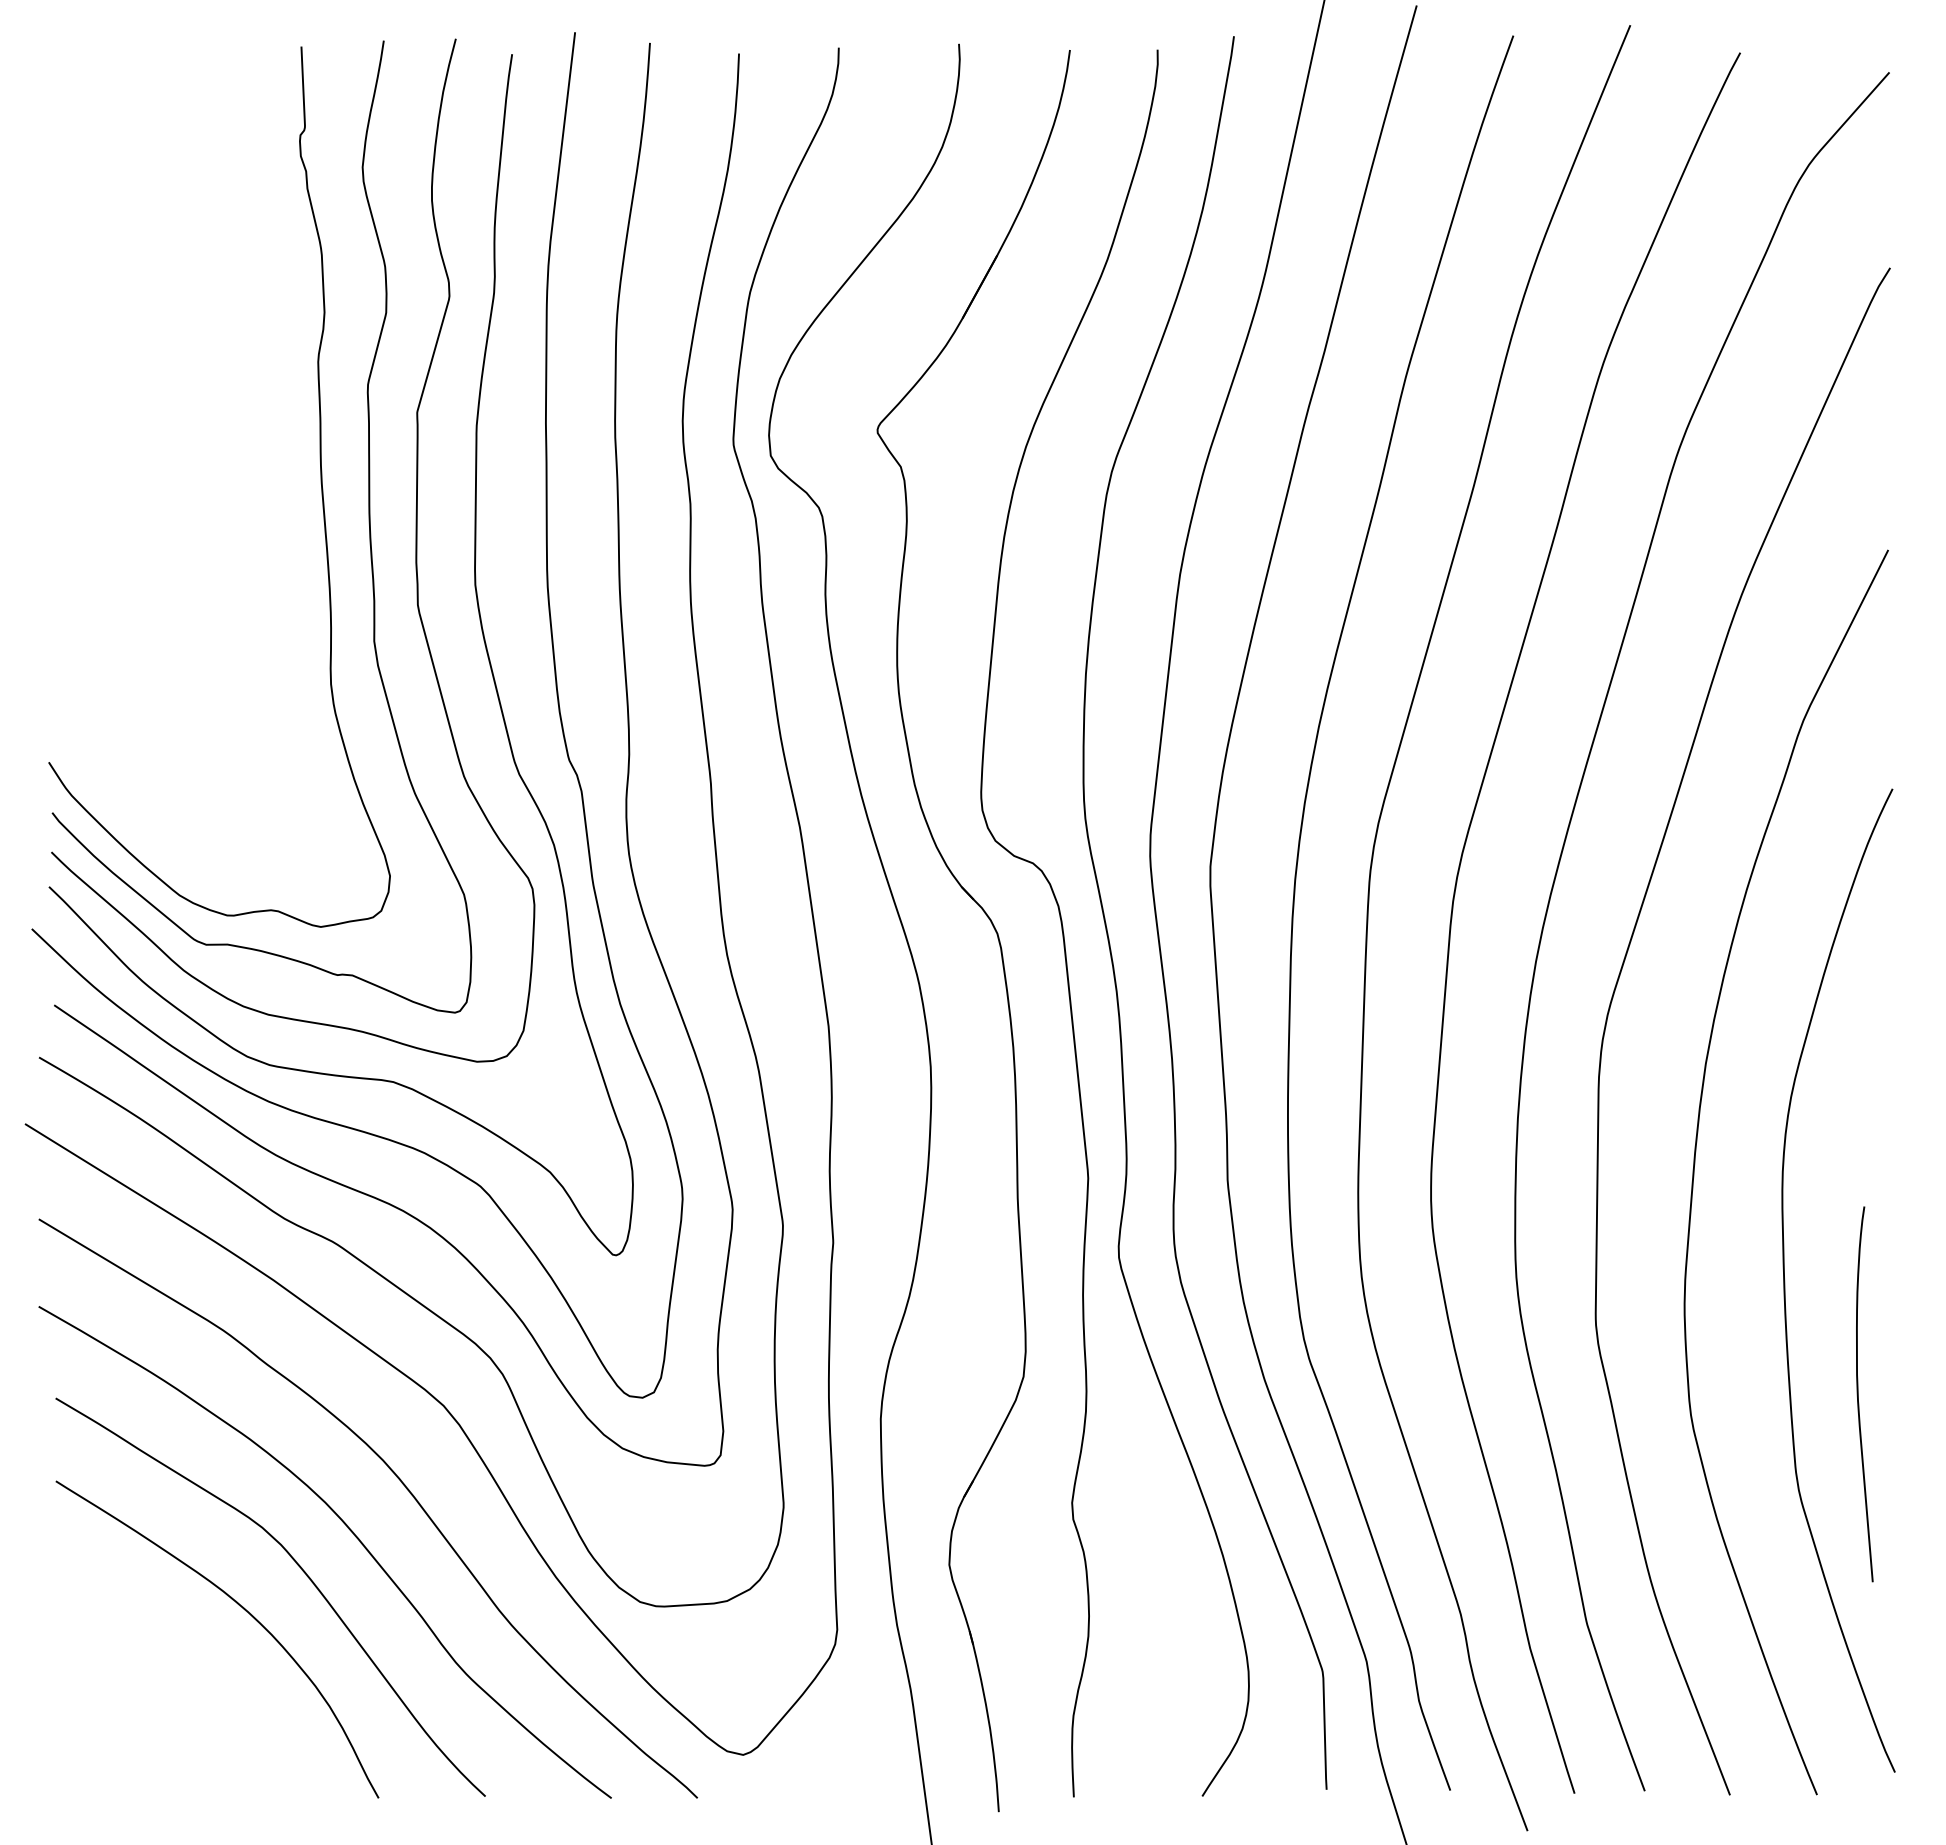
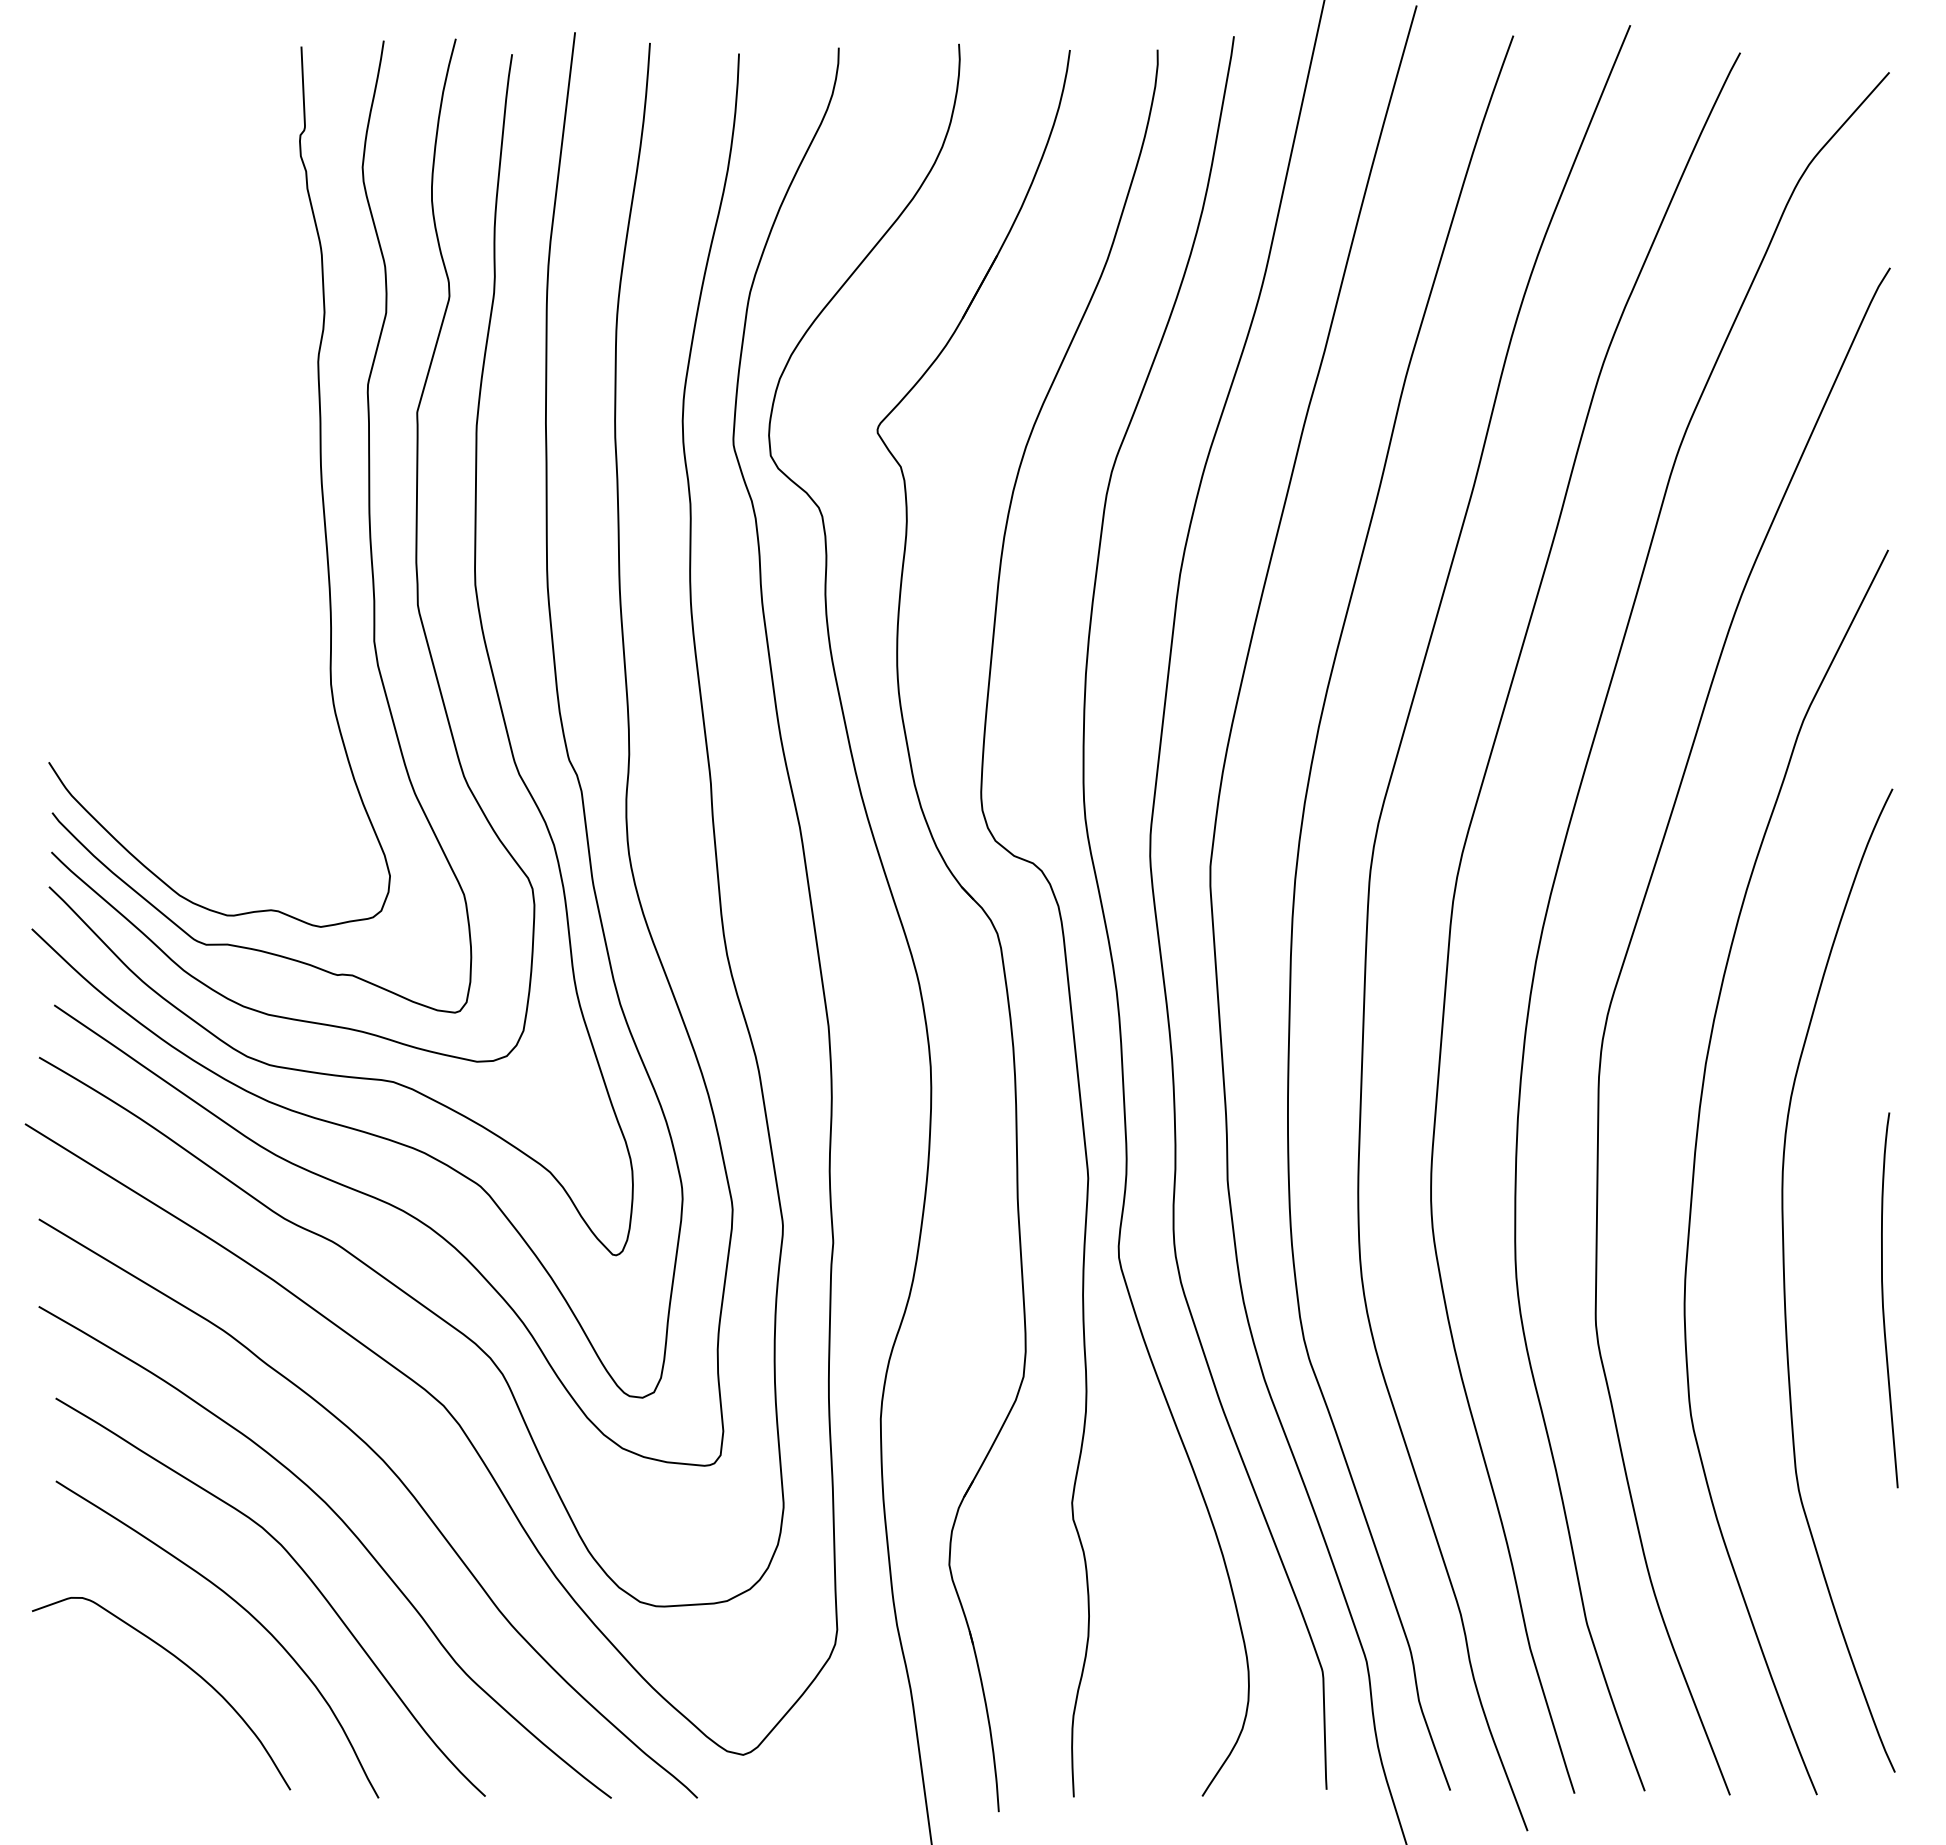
curve position: (1858, 1394) -> (1883, 1300) (1883, 1300)
curve: none -> present (182, 1663)
